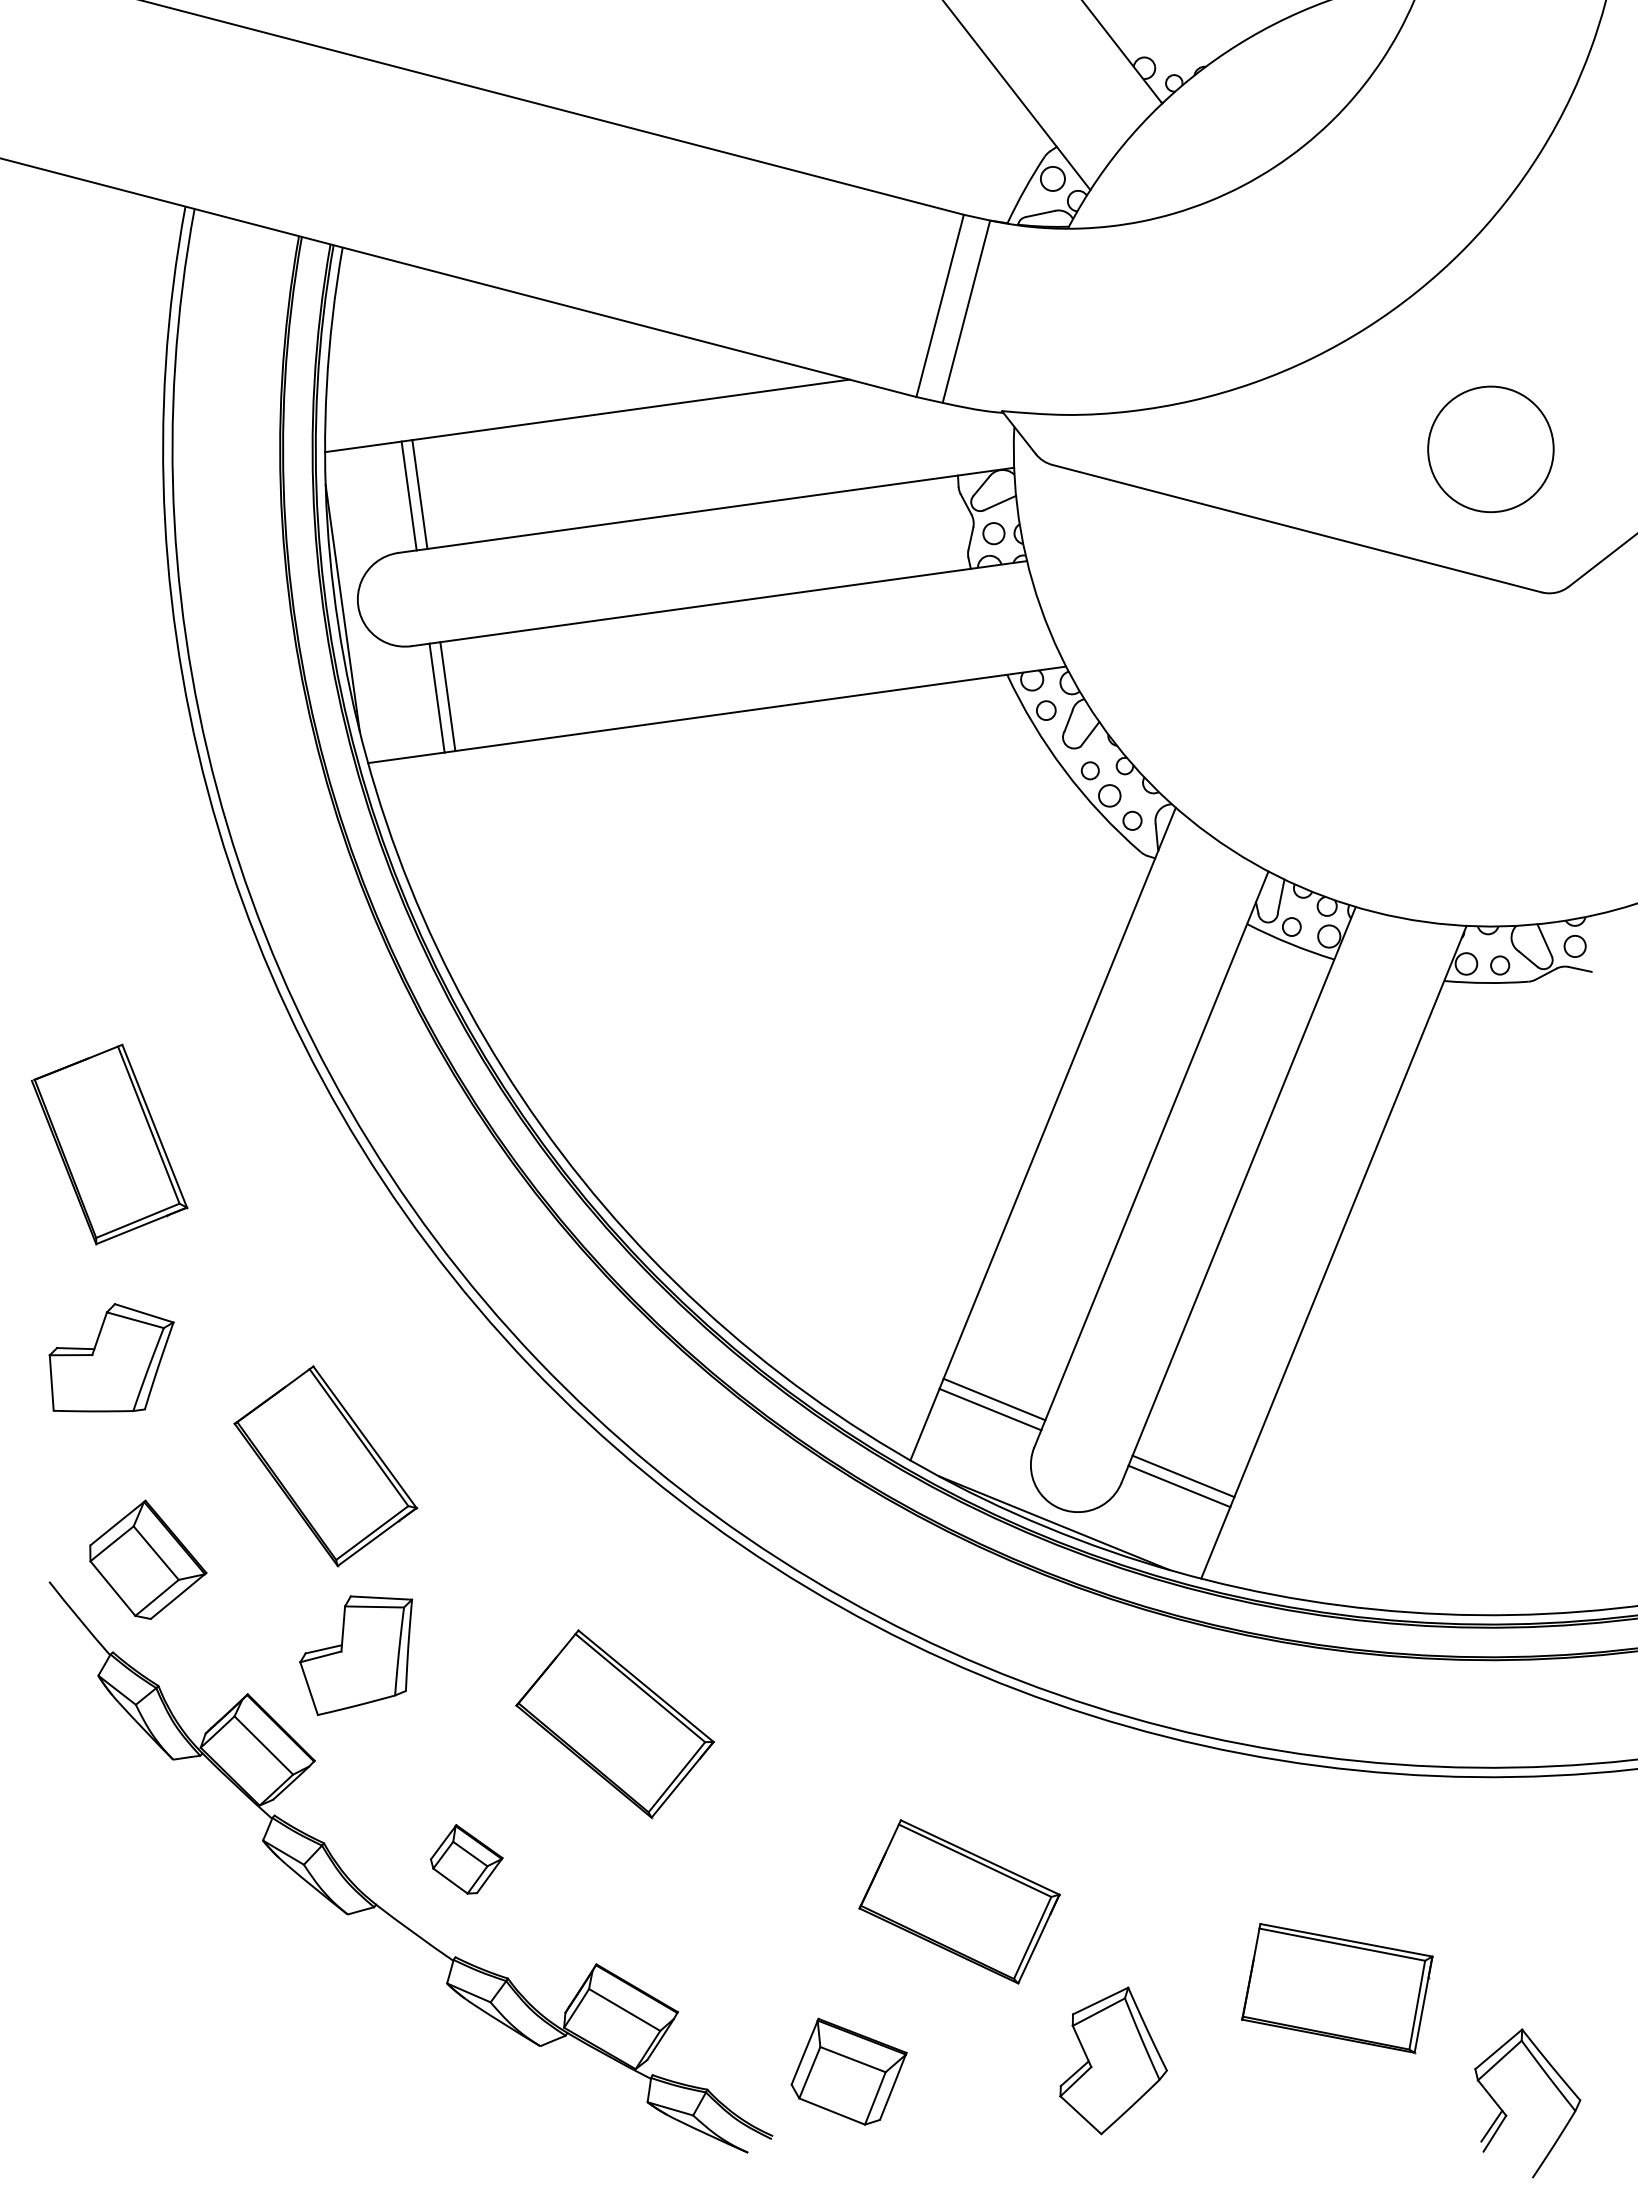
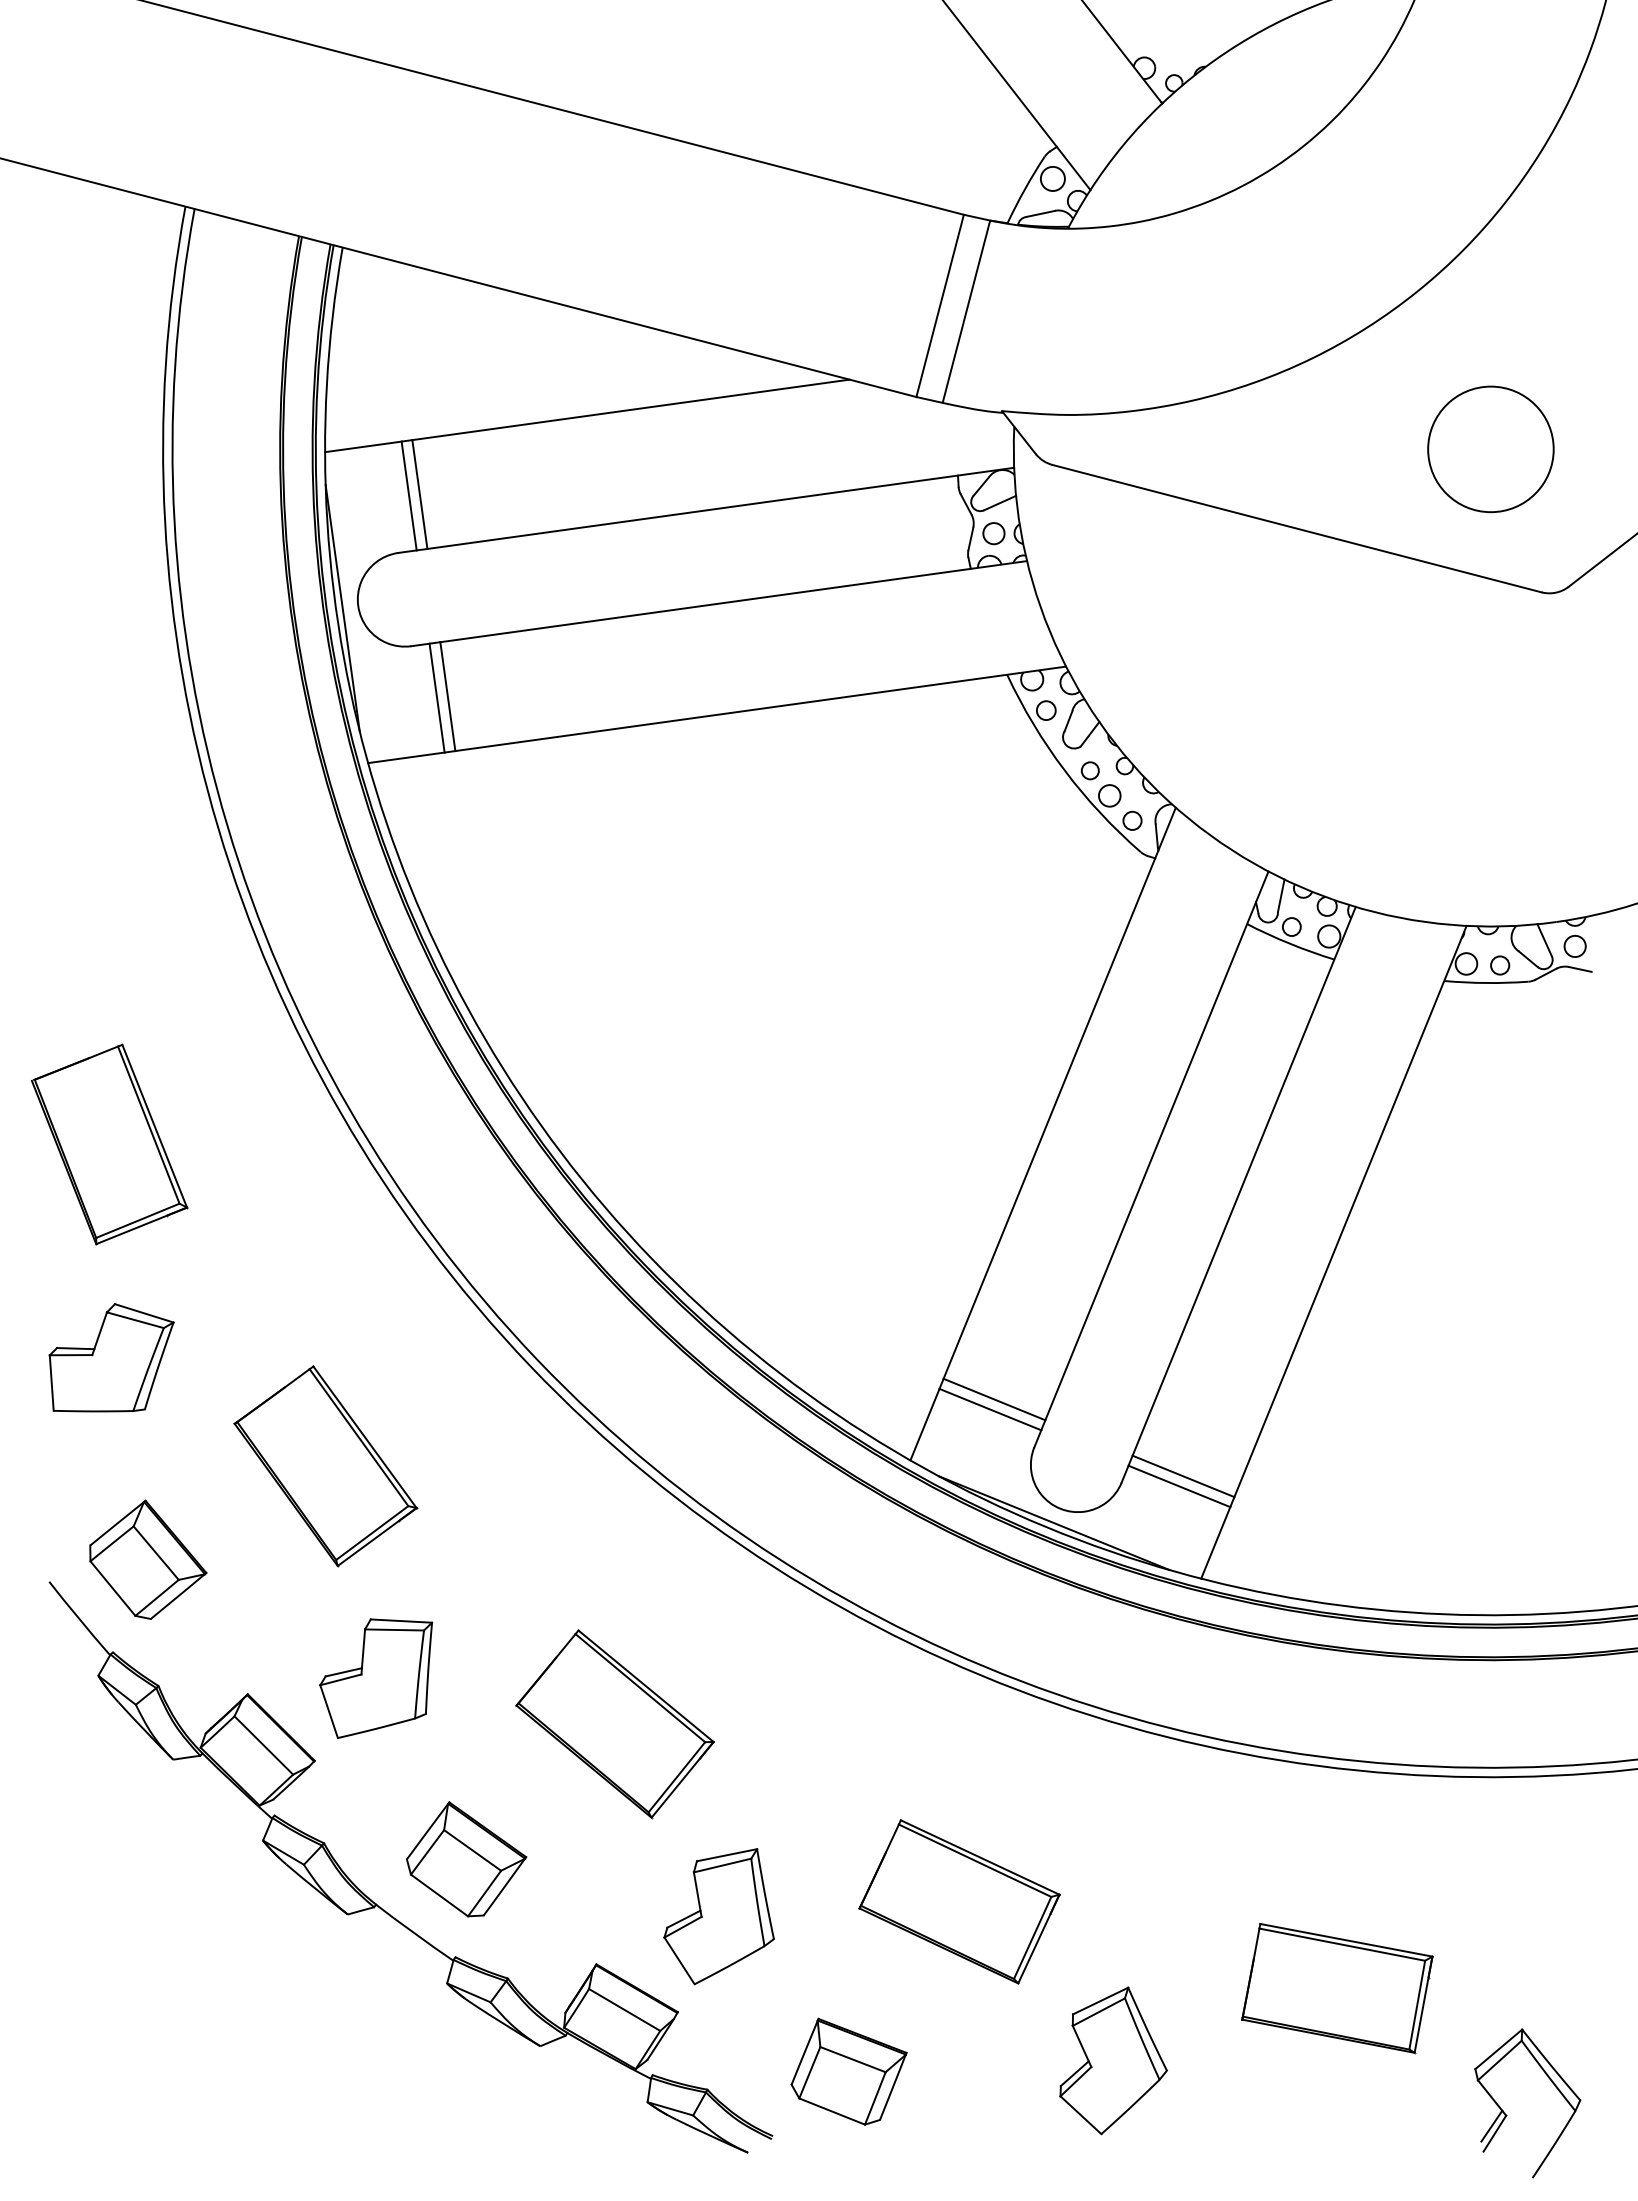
part position: (356, 1655) -> (376, 1678) (376, 1678)
part size: 74x71 px -> 122x117 px (466, 1859)
part: none -> present (718, 1916)
